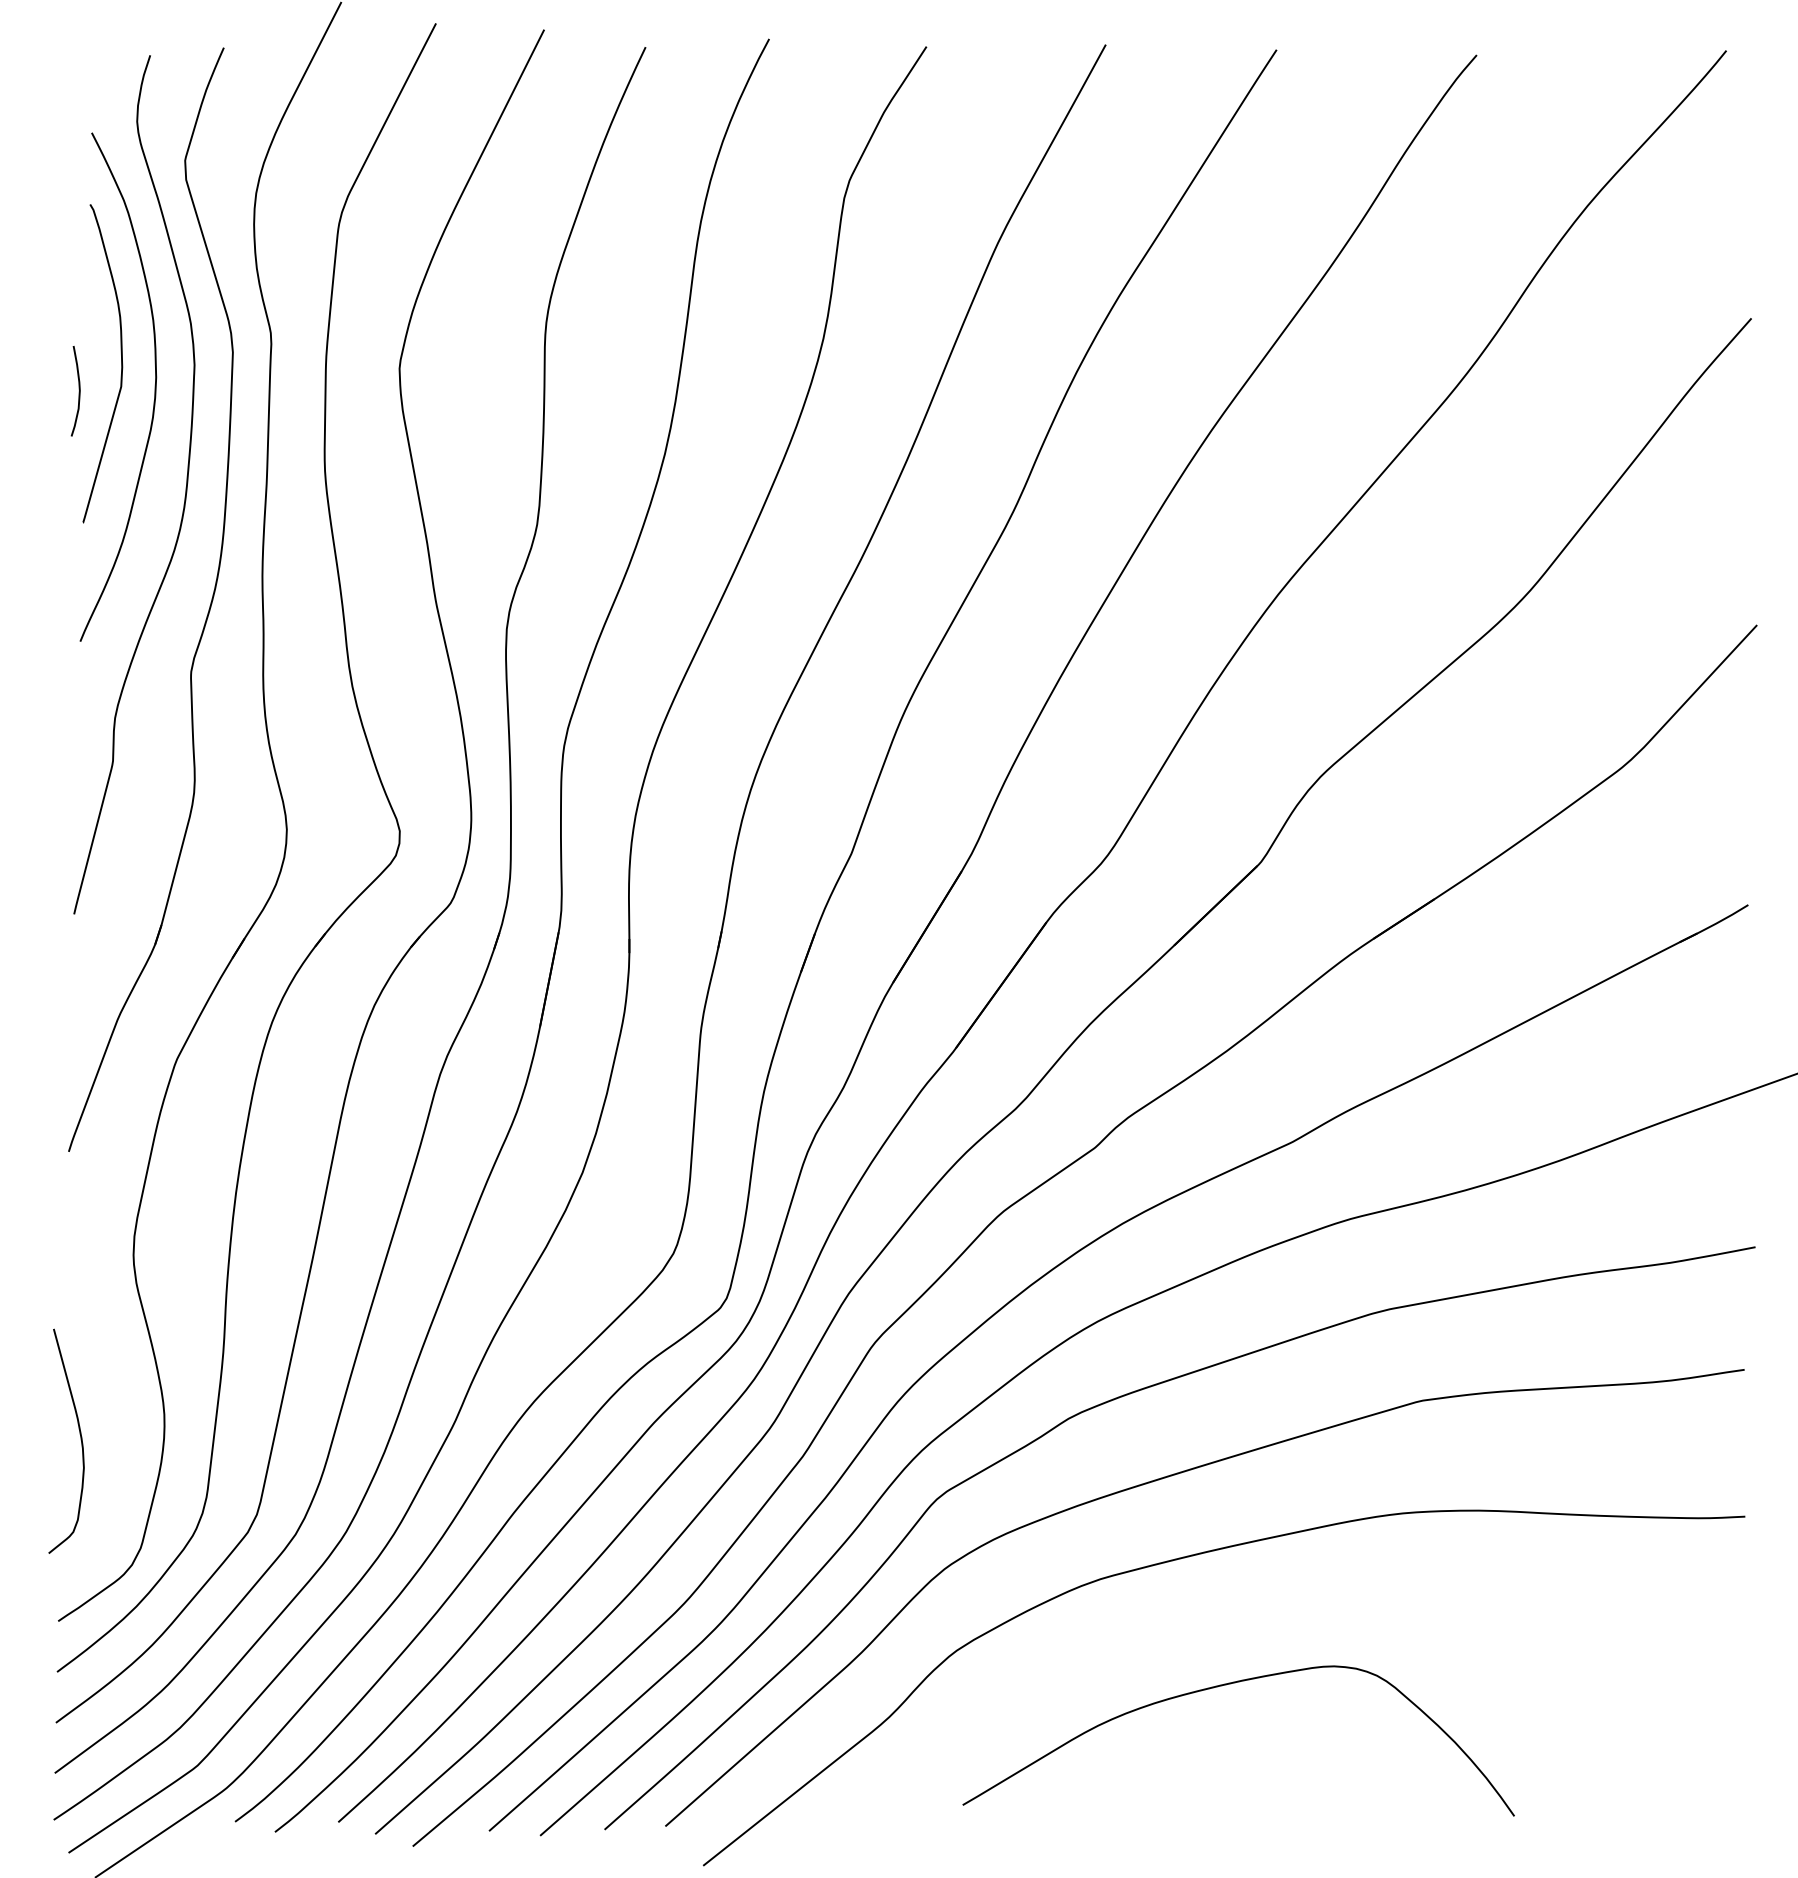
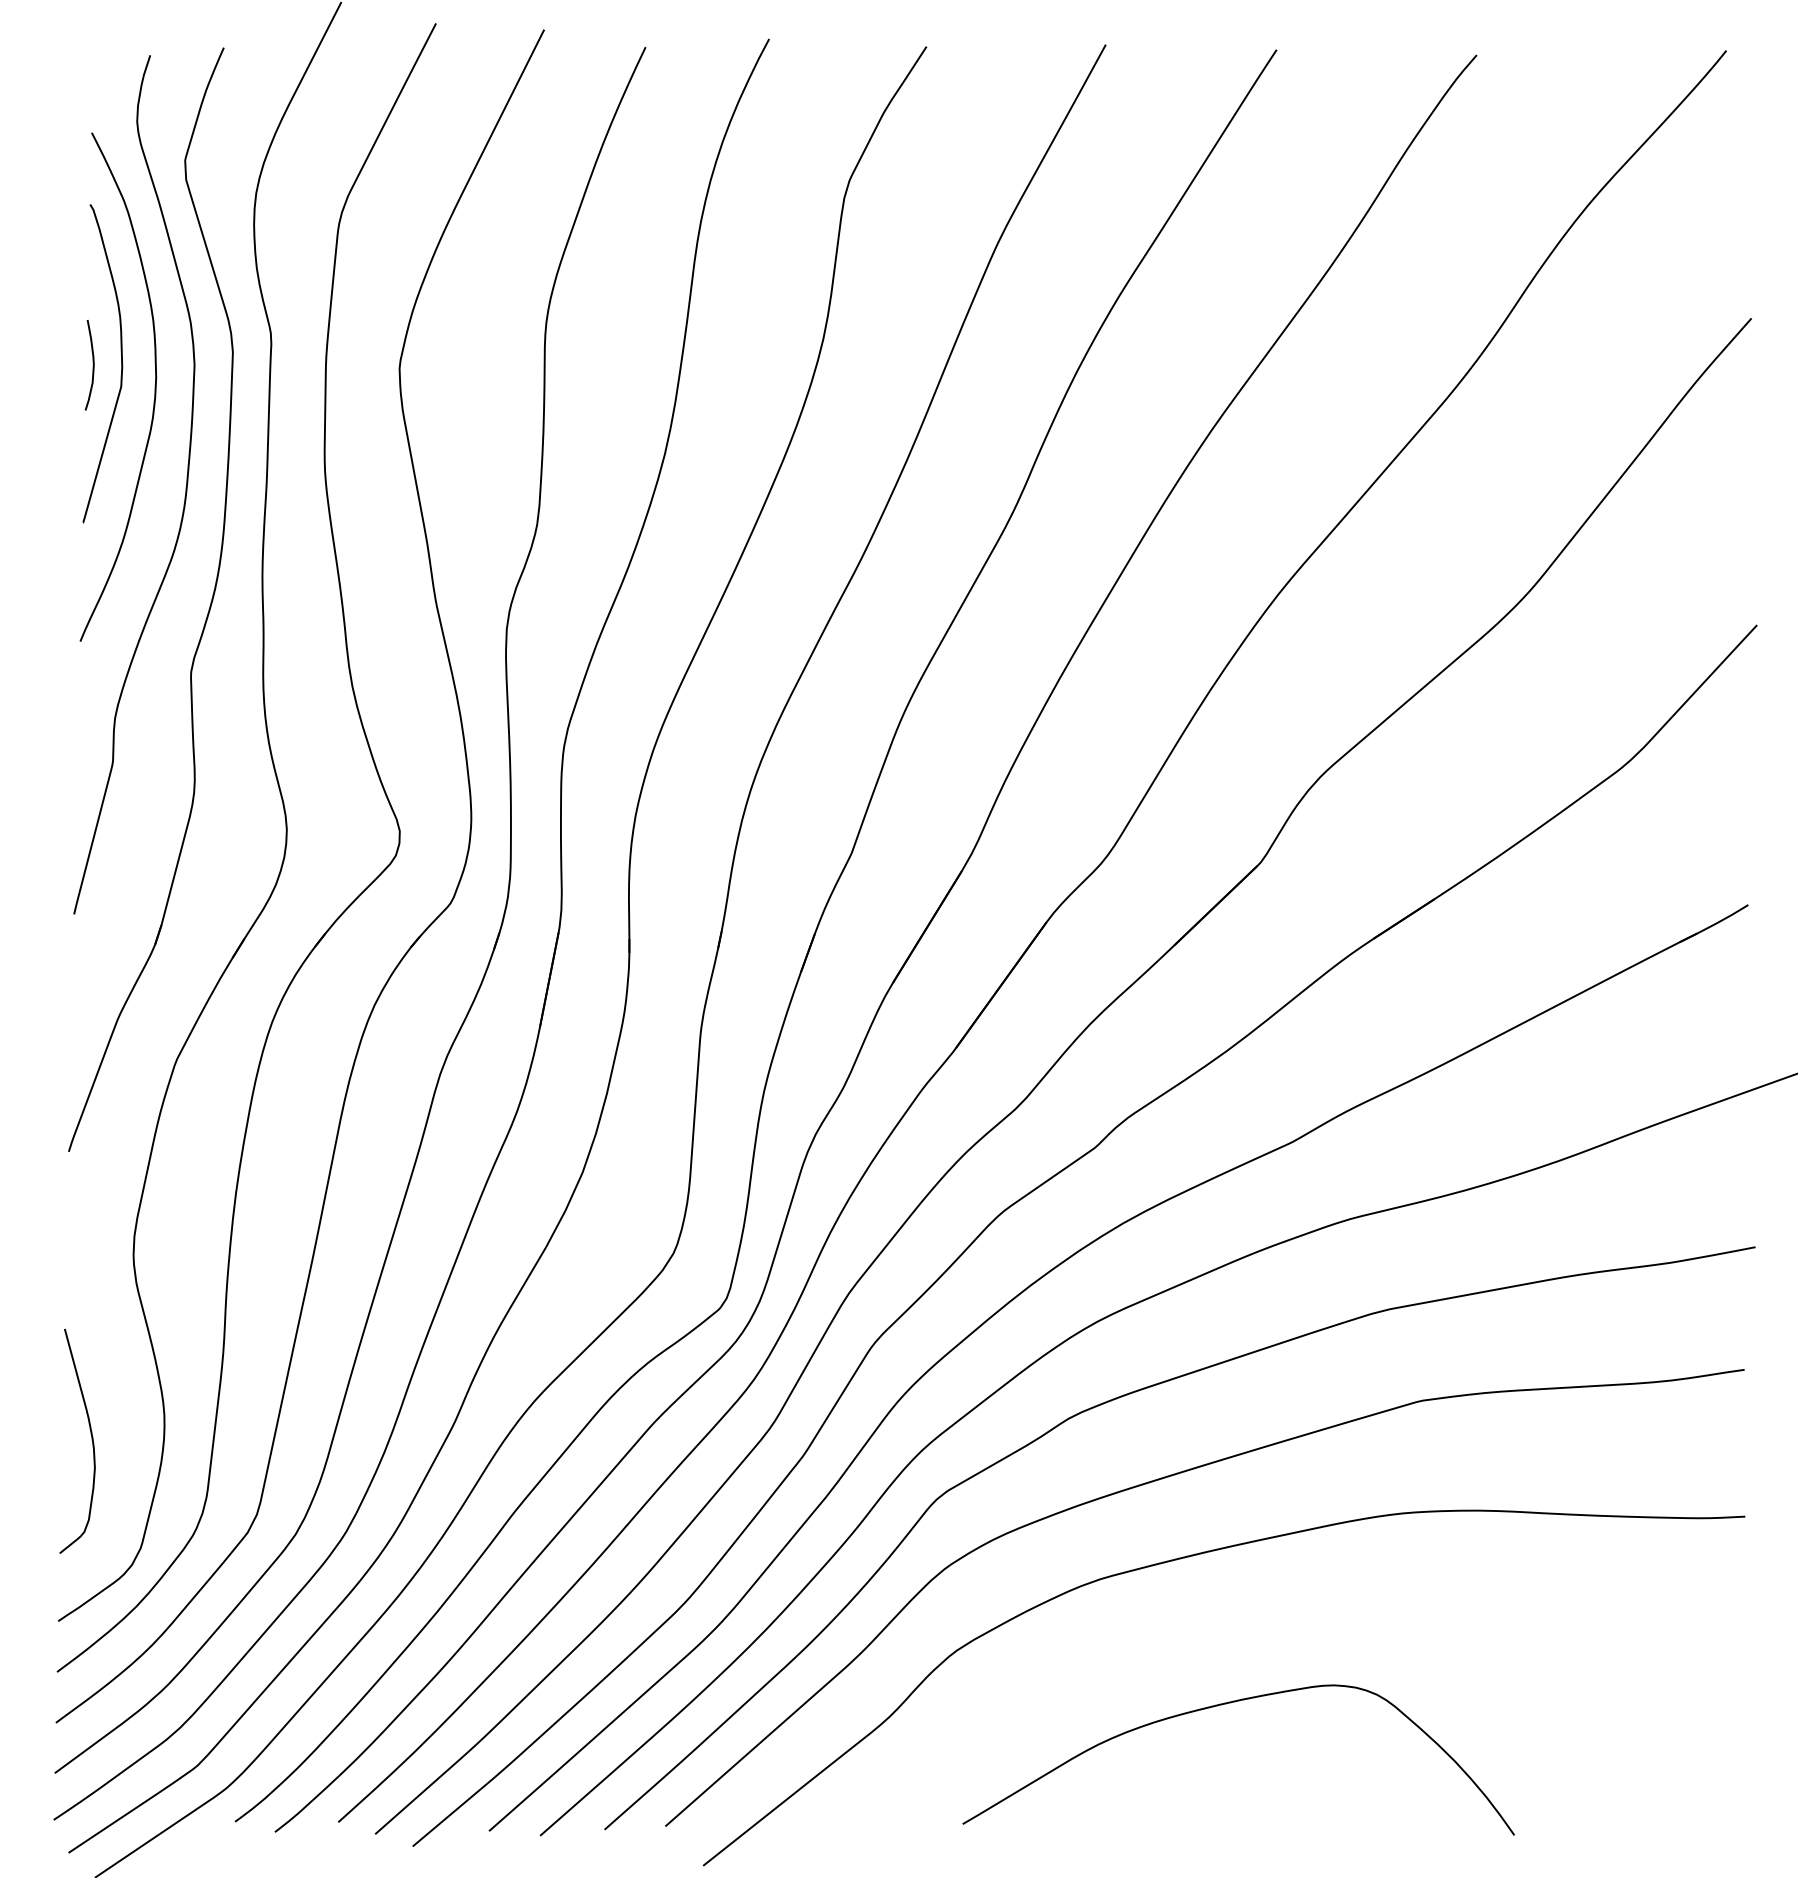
curve position: (78, 391) -> (92, 365) (92, 365)
curve position: (80, 1440) -> (91, 1440) (91, 1440)
curve position: (1226, 1685) -> (1226, 1704) (1226, 1704)
